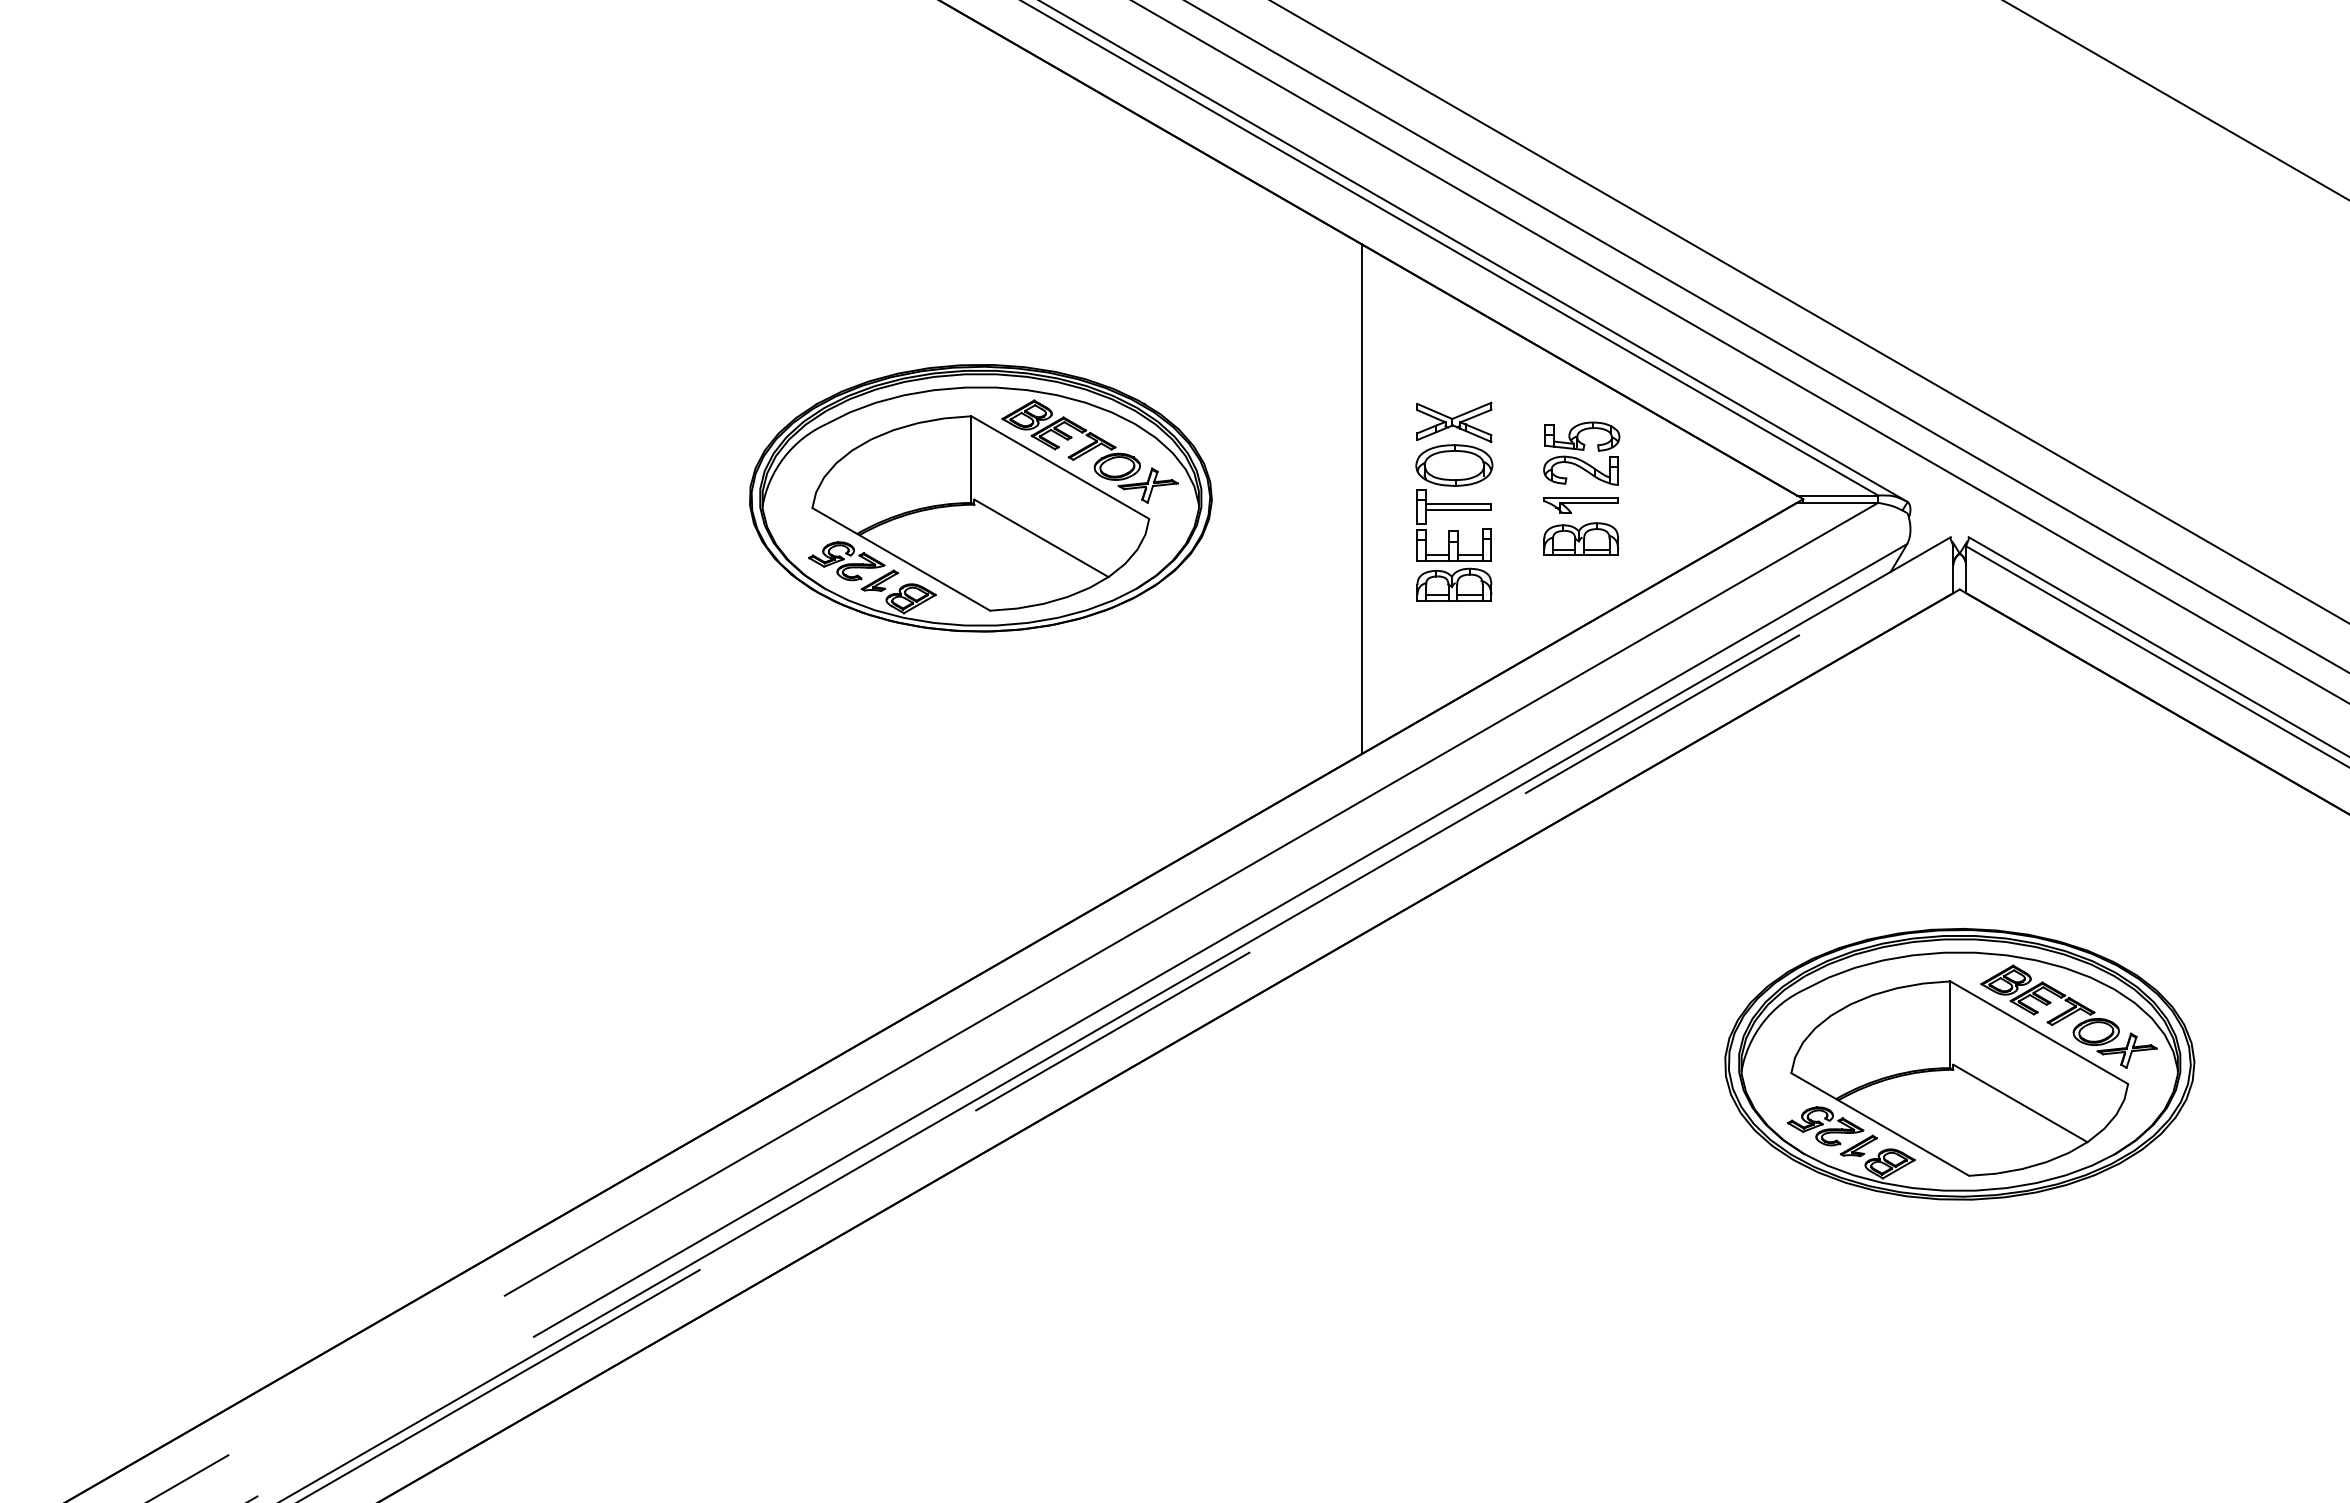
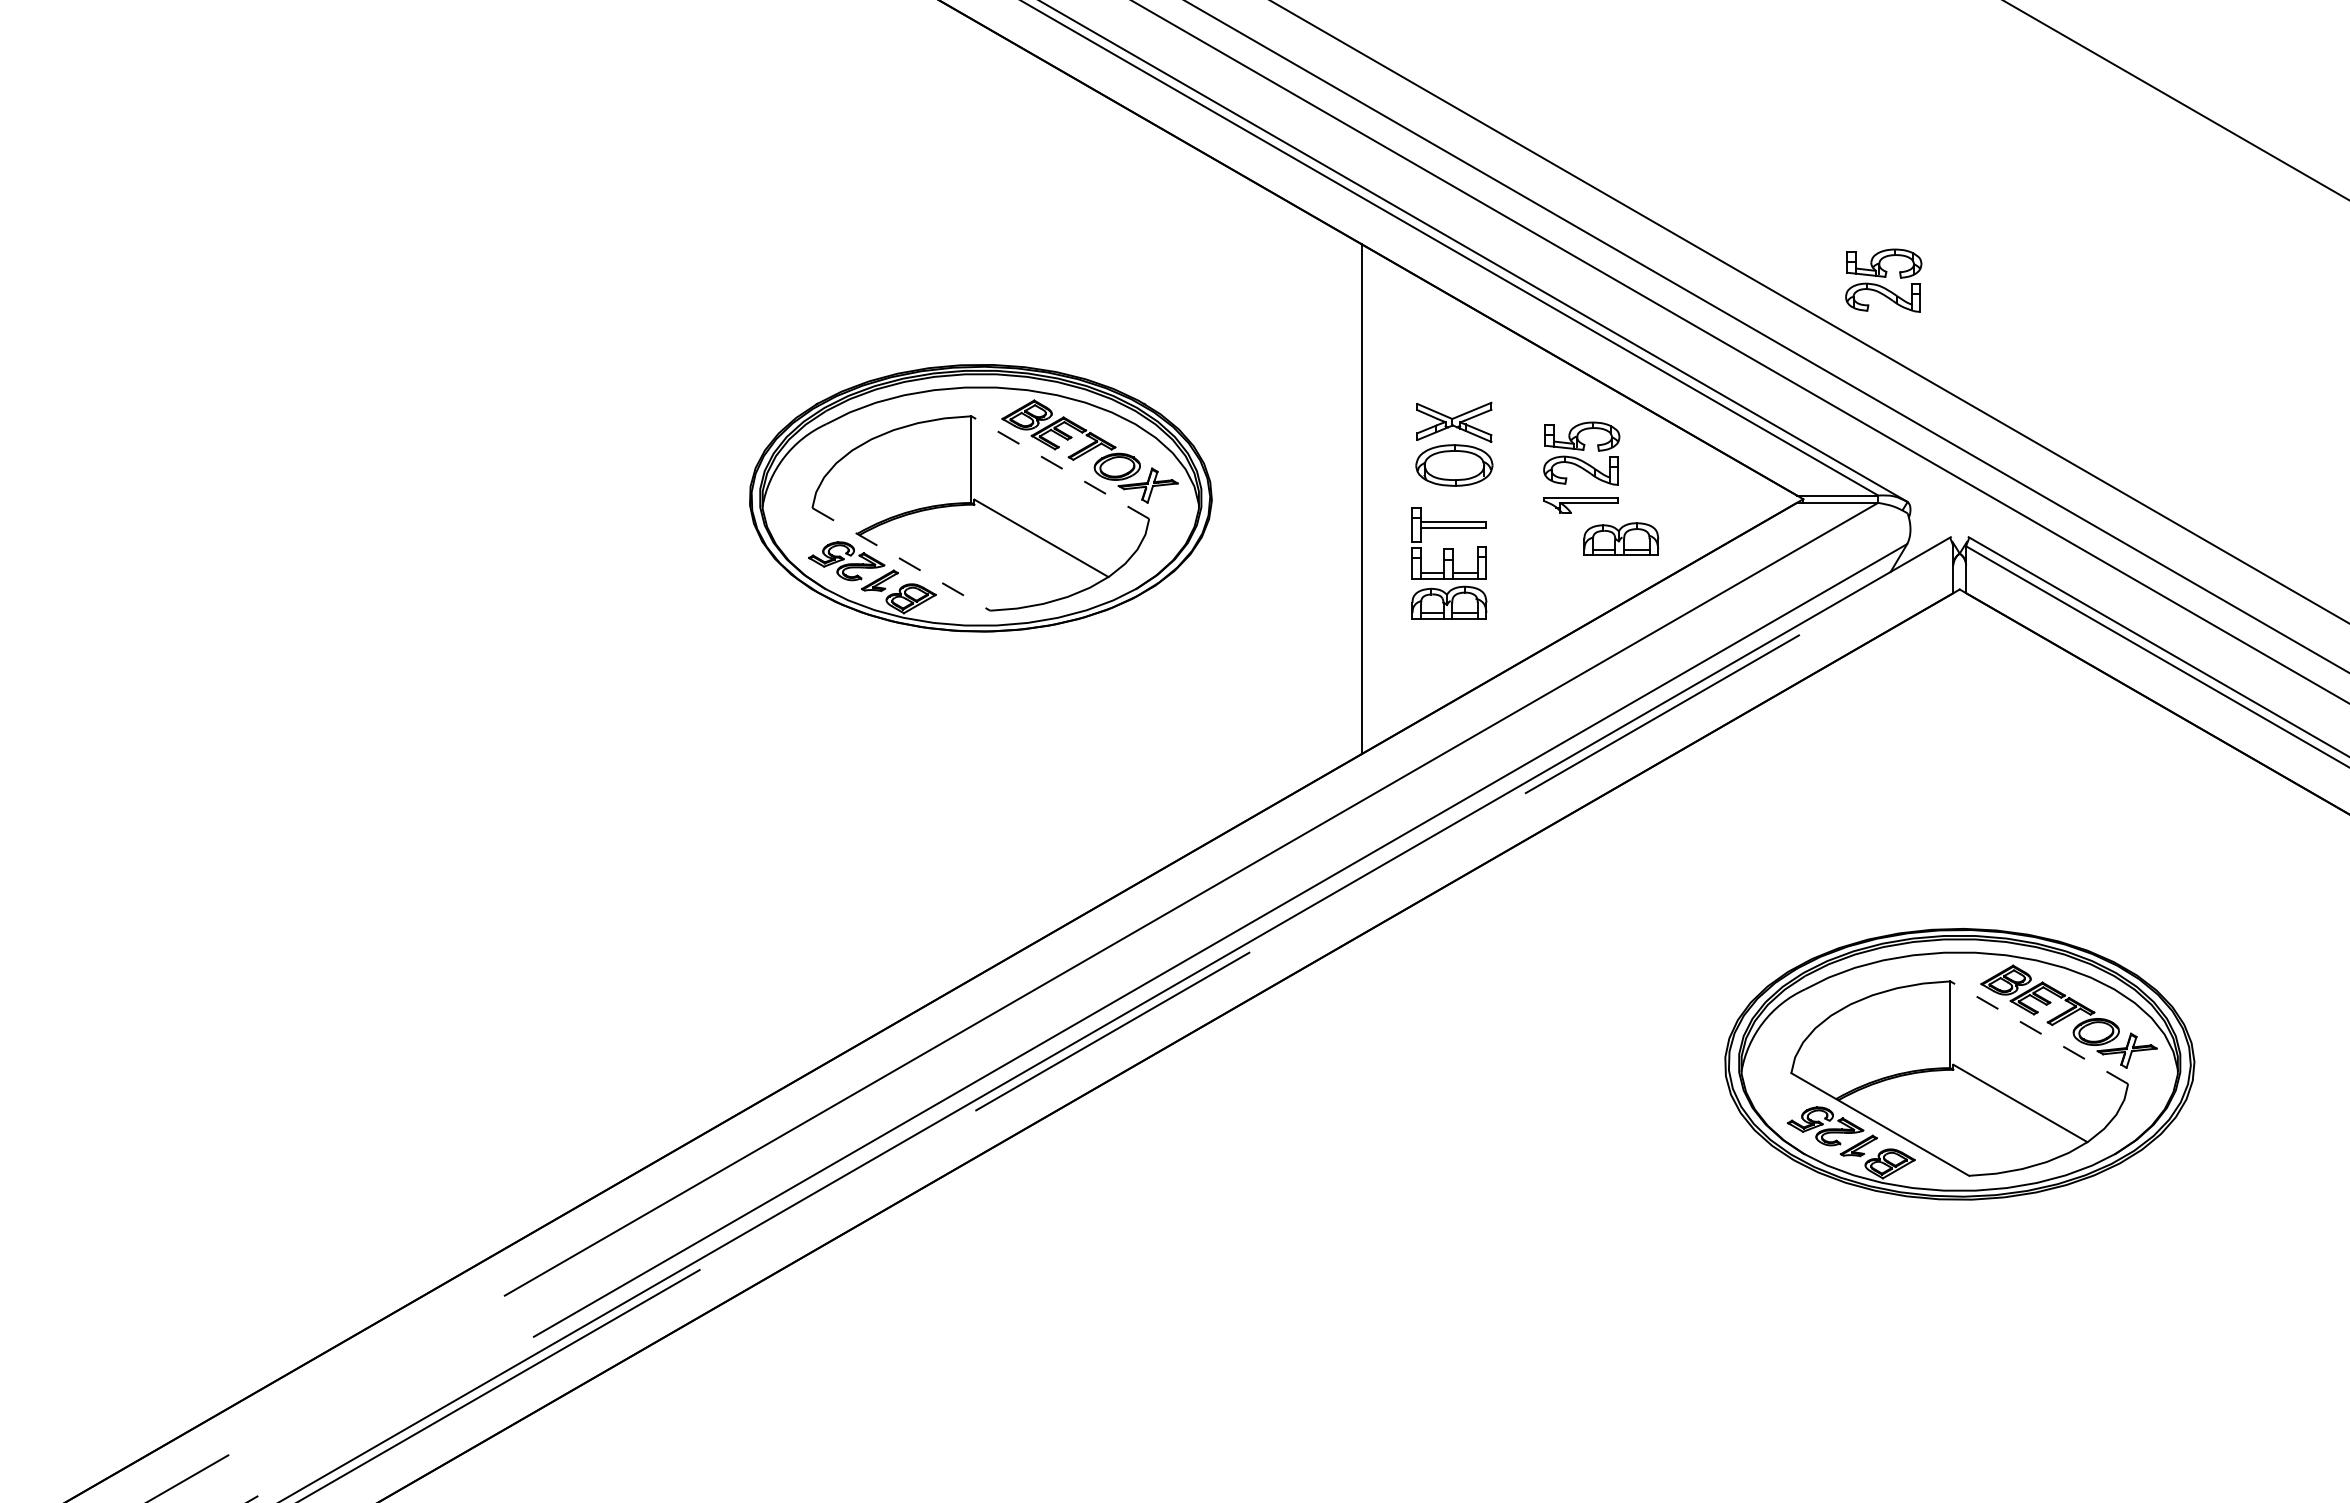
part: none -> present (1883, 280)
line: solid -> dashed (1060, 467)
part position: (1581, 538) -> (1621, 538) (1621, 538)
part position: (1454, 545) -> (1449, 563) (1449, 563)
line: solid -> dashed (901, 559)
line: solid -> dashed (2039, 1032)
